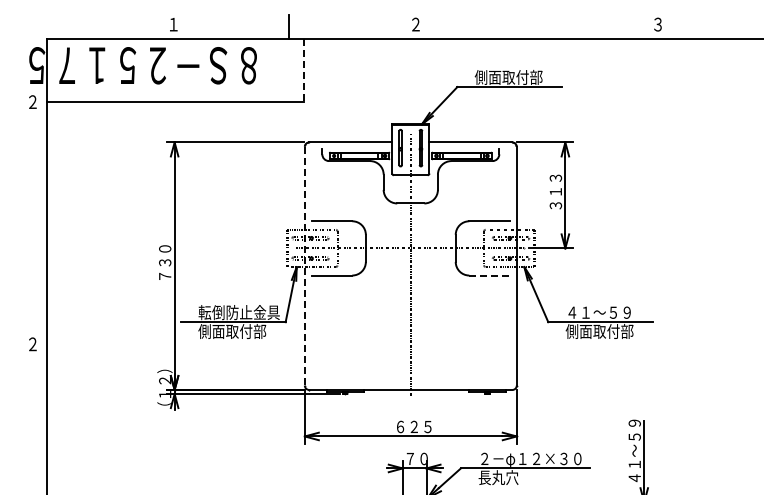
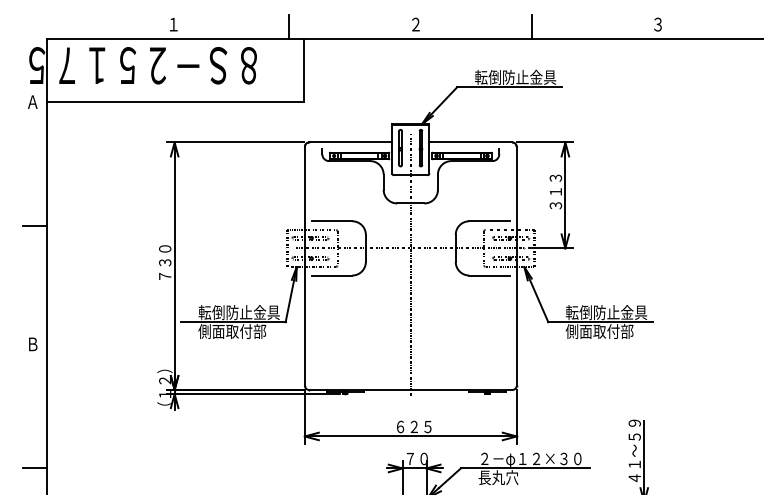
line: none -> present (531, 26)
line: dashed -> solid (303, 71)
text: 側面取付部 -> 転倒防止金具 (515, 76)
text: ２ -> Ａ (32, 101)
line: none -> present (34, 225)
line: dashed -> solid (304, 266)
line: dashed -> solid (490, 275)
text: ４１～５９ -> 転倒防止金具 (606, 312)
text: ２ -> Ｂ (33, 344)
line: none -> present (34, 467)
